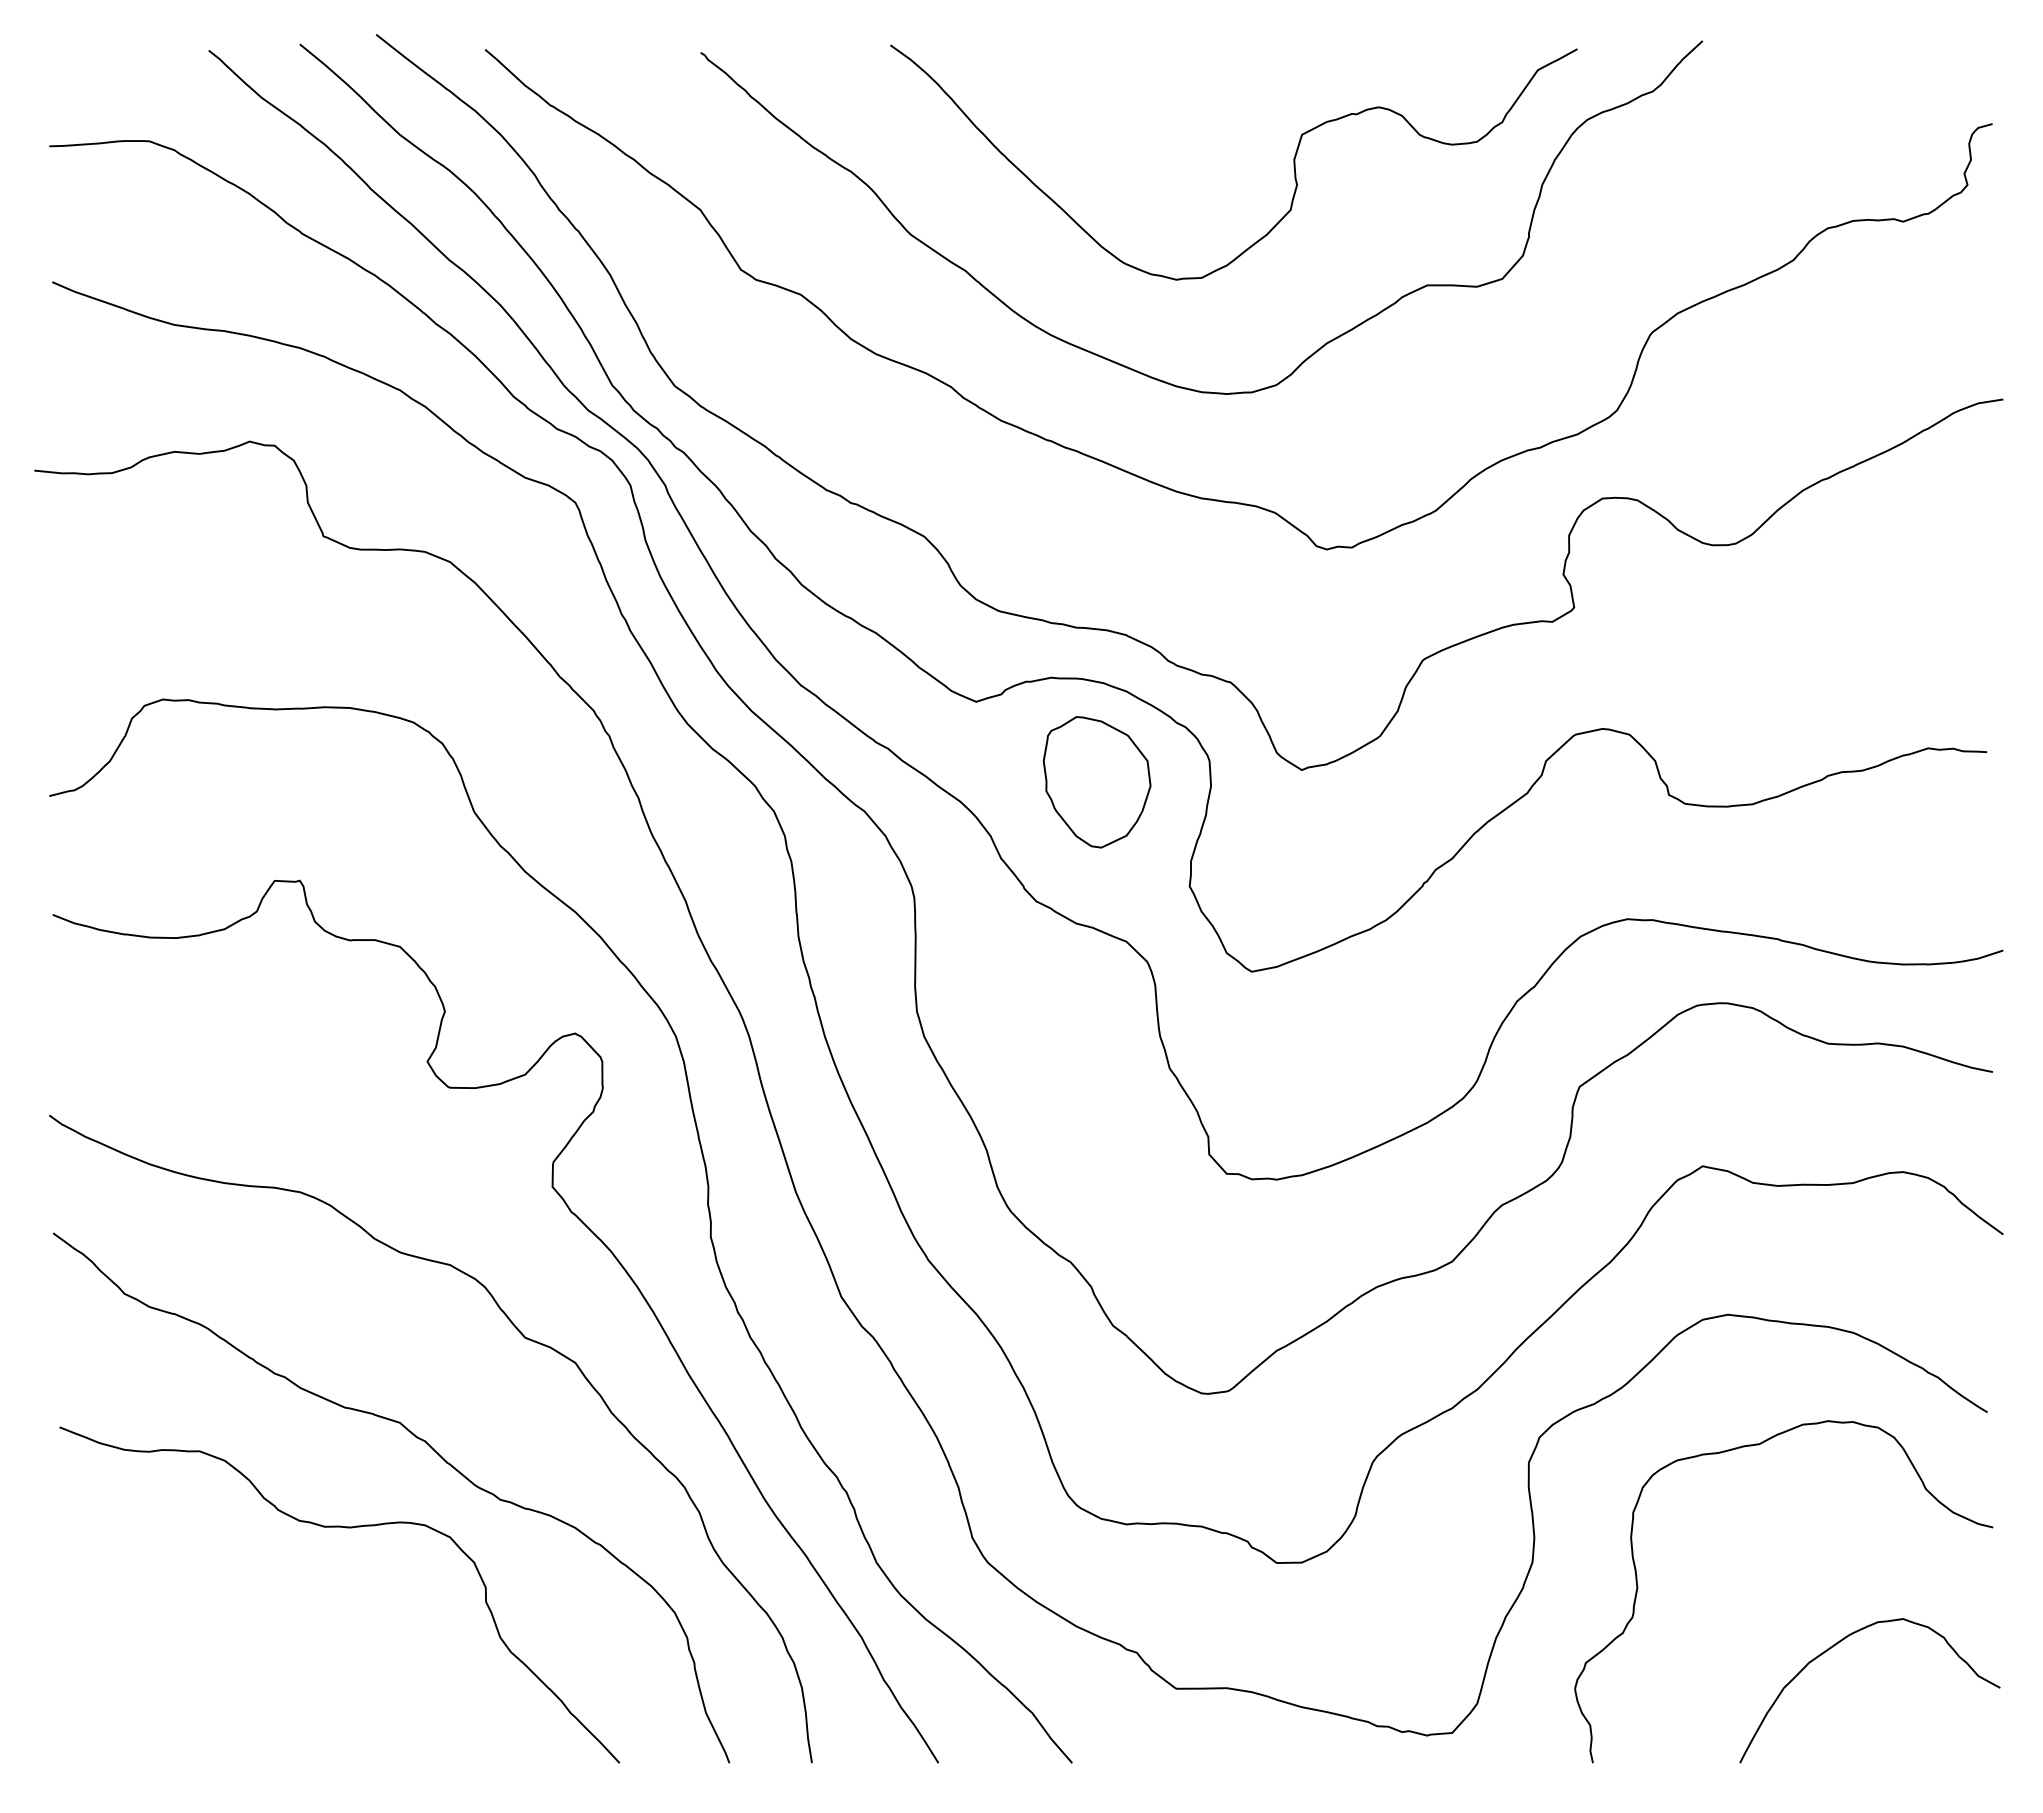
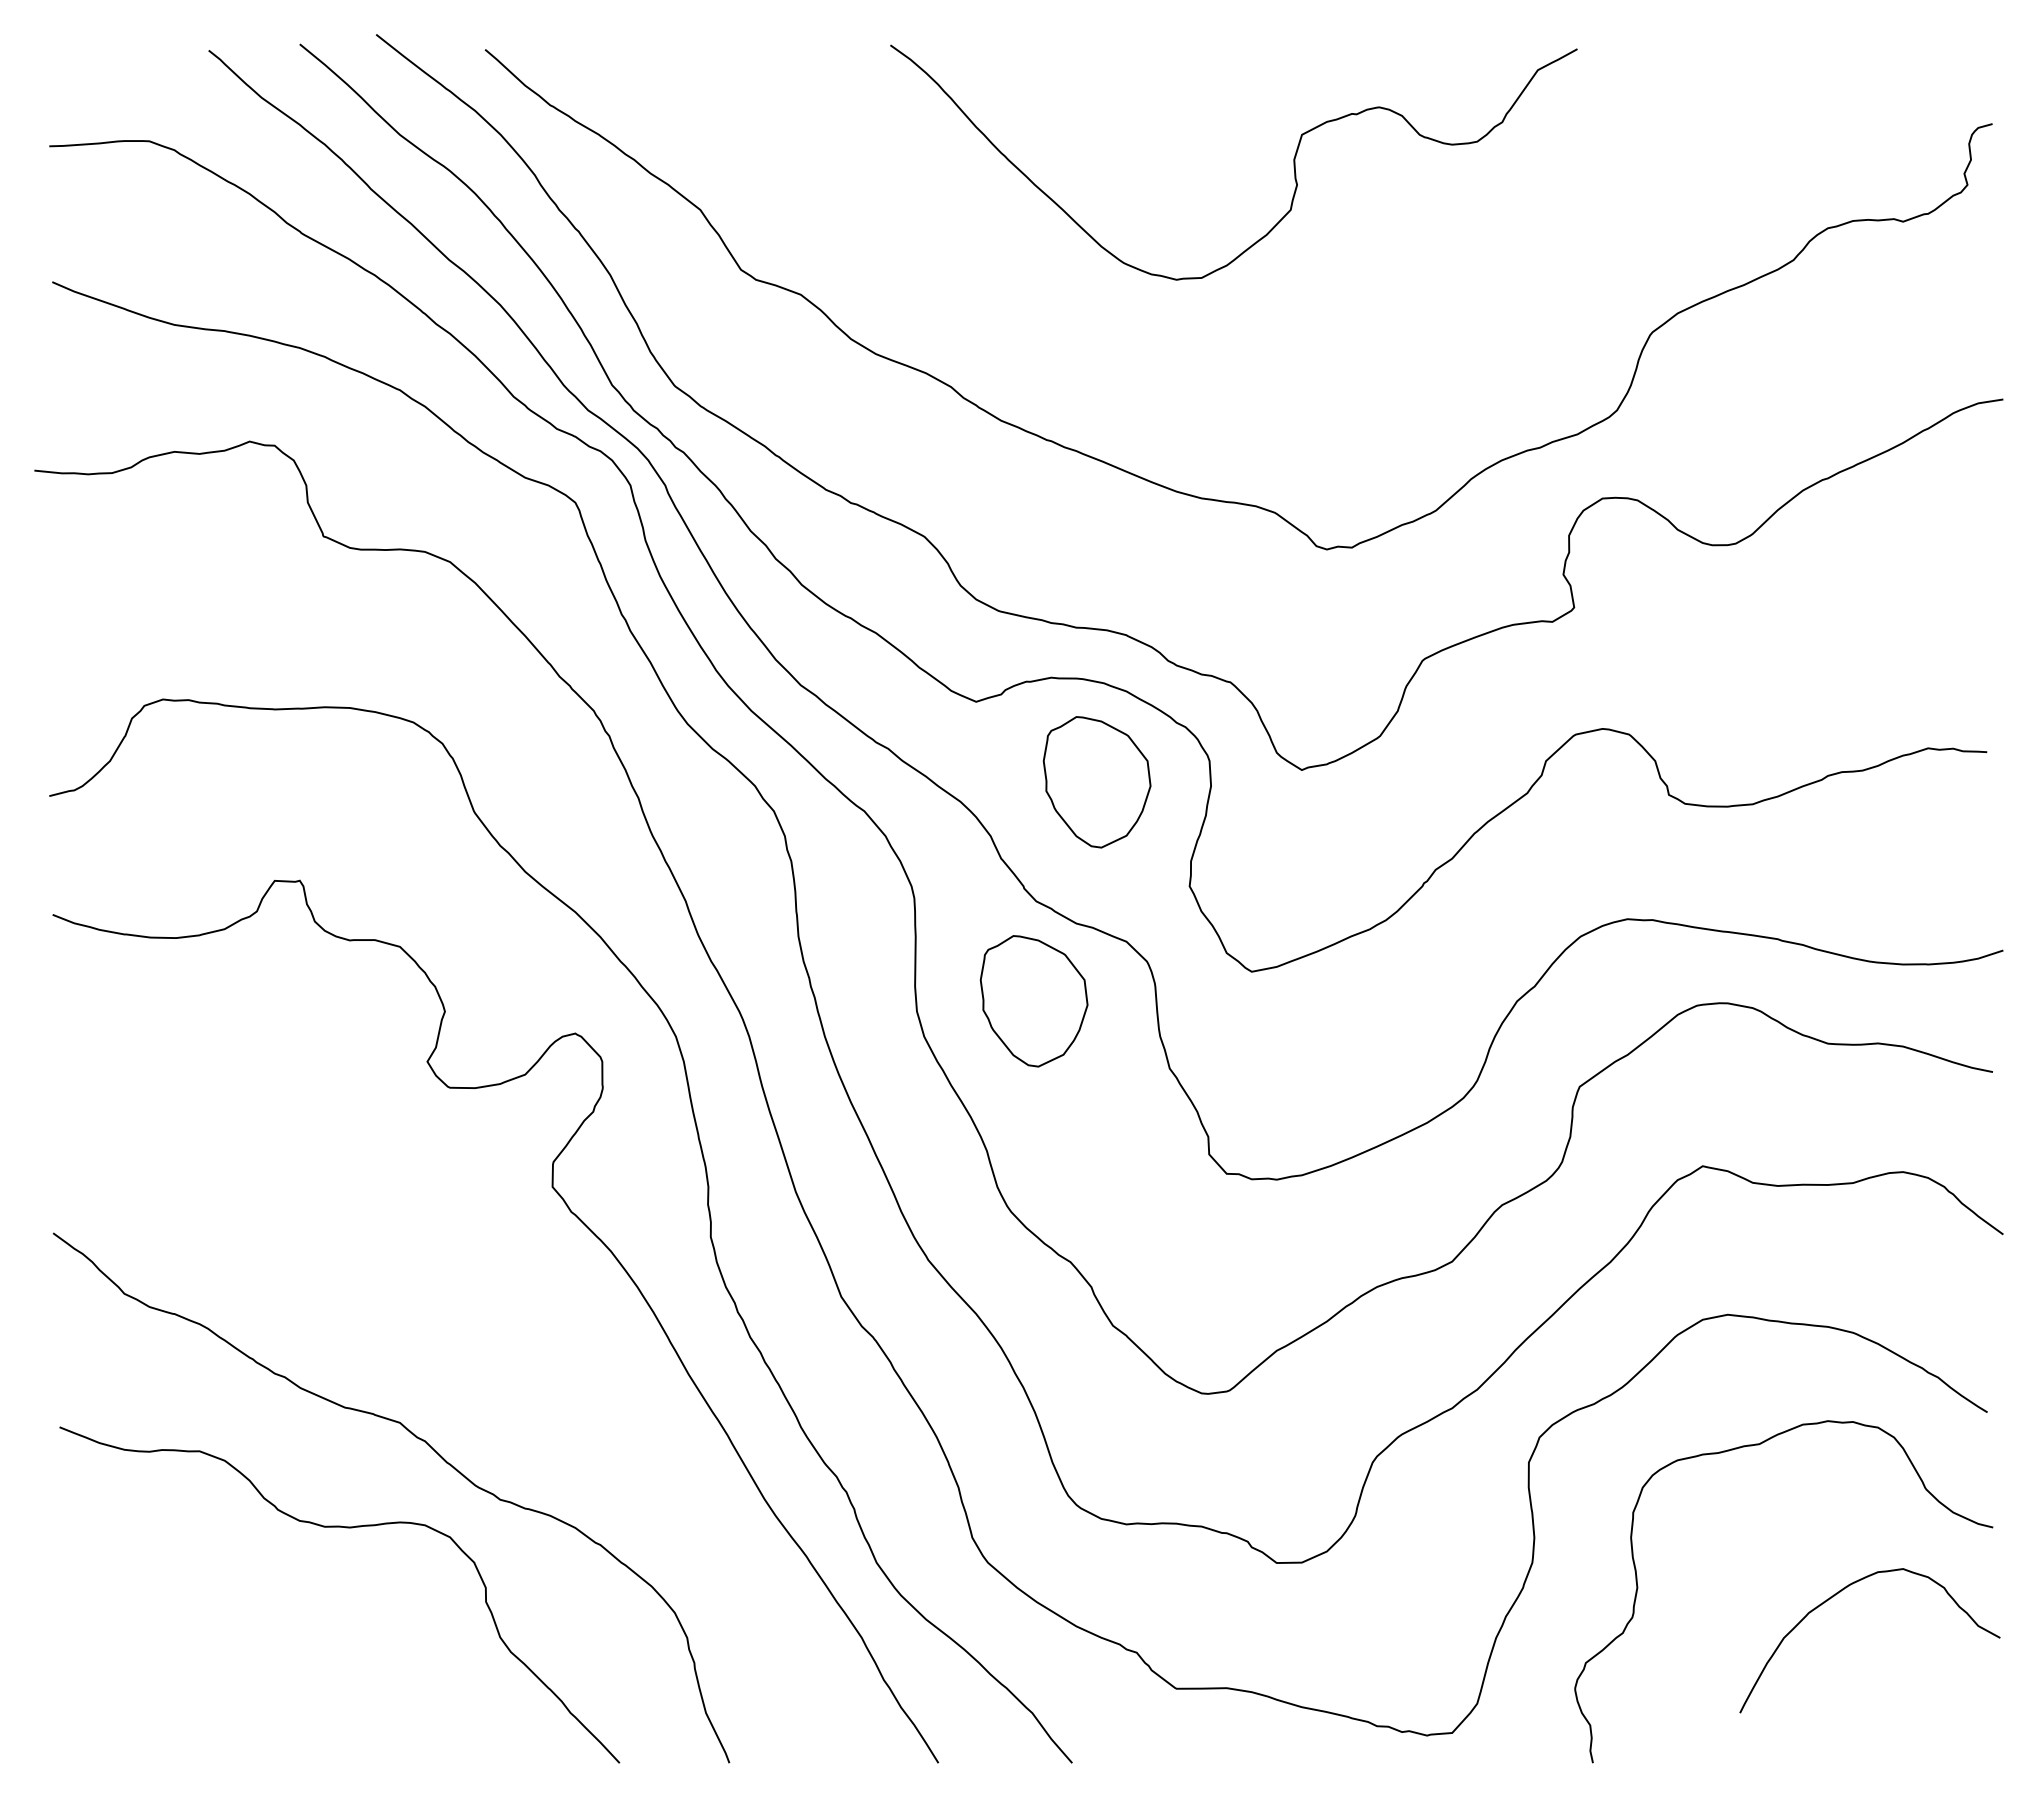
curve: present -> none (1135, 369)
part: none -> present (1033, 1001)
curve: present -> none (524, 1338)
curve position: (1837, 1644) -> (1837, 1594) (1837, 1594)
